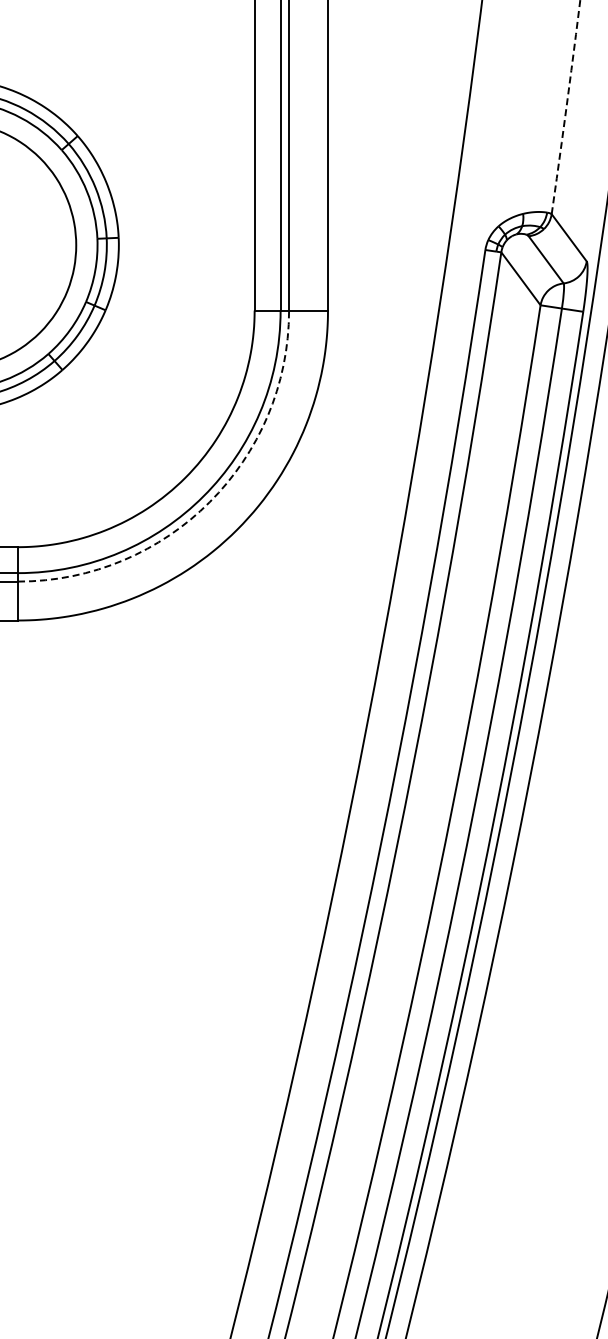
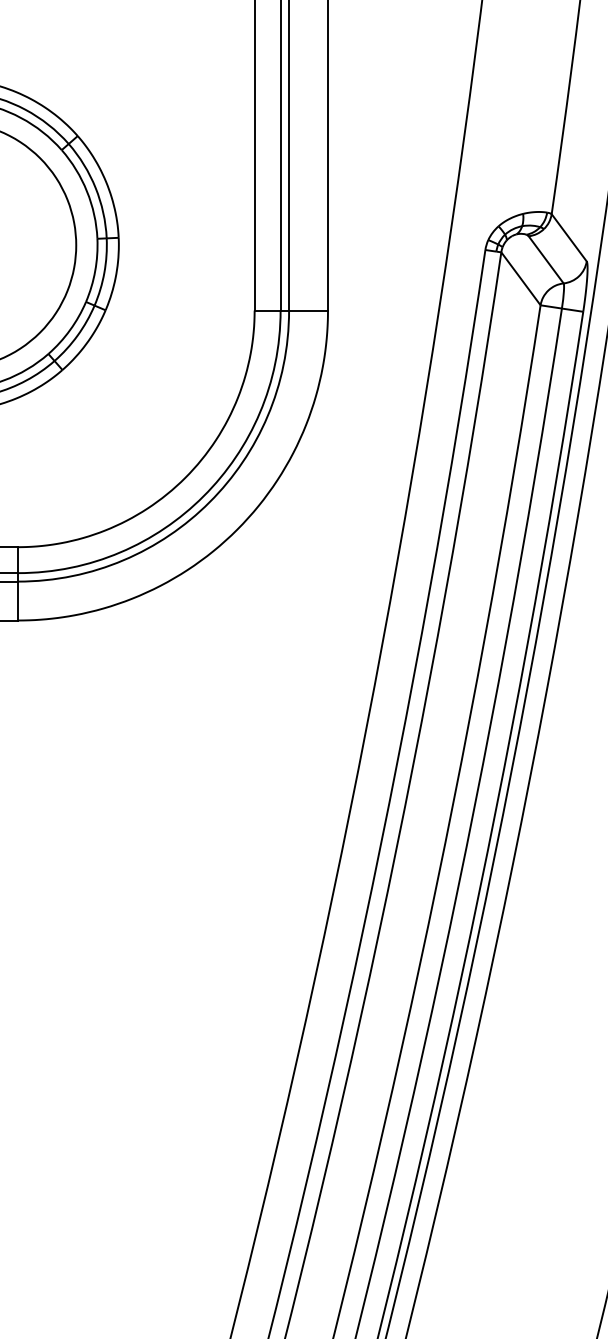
arc: dashed -> solid (566, 106)
arc: dashed -> solid (209, 502)
